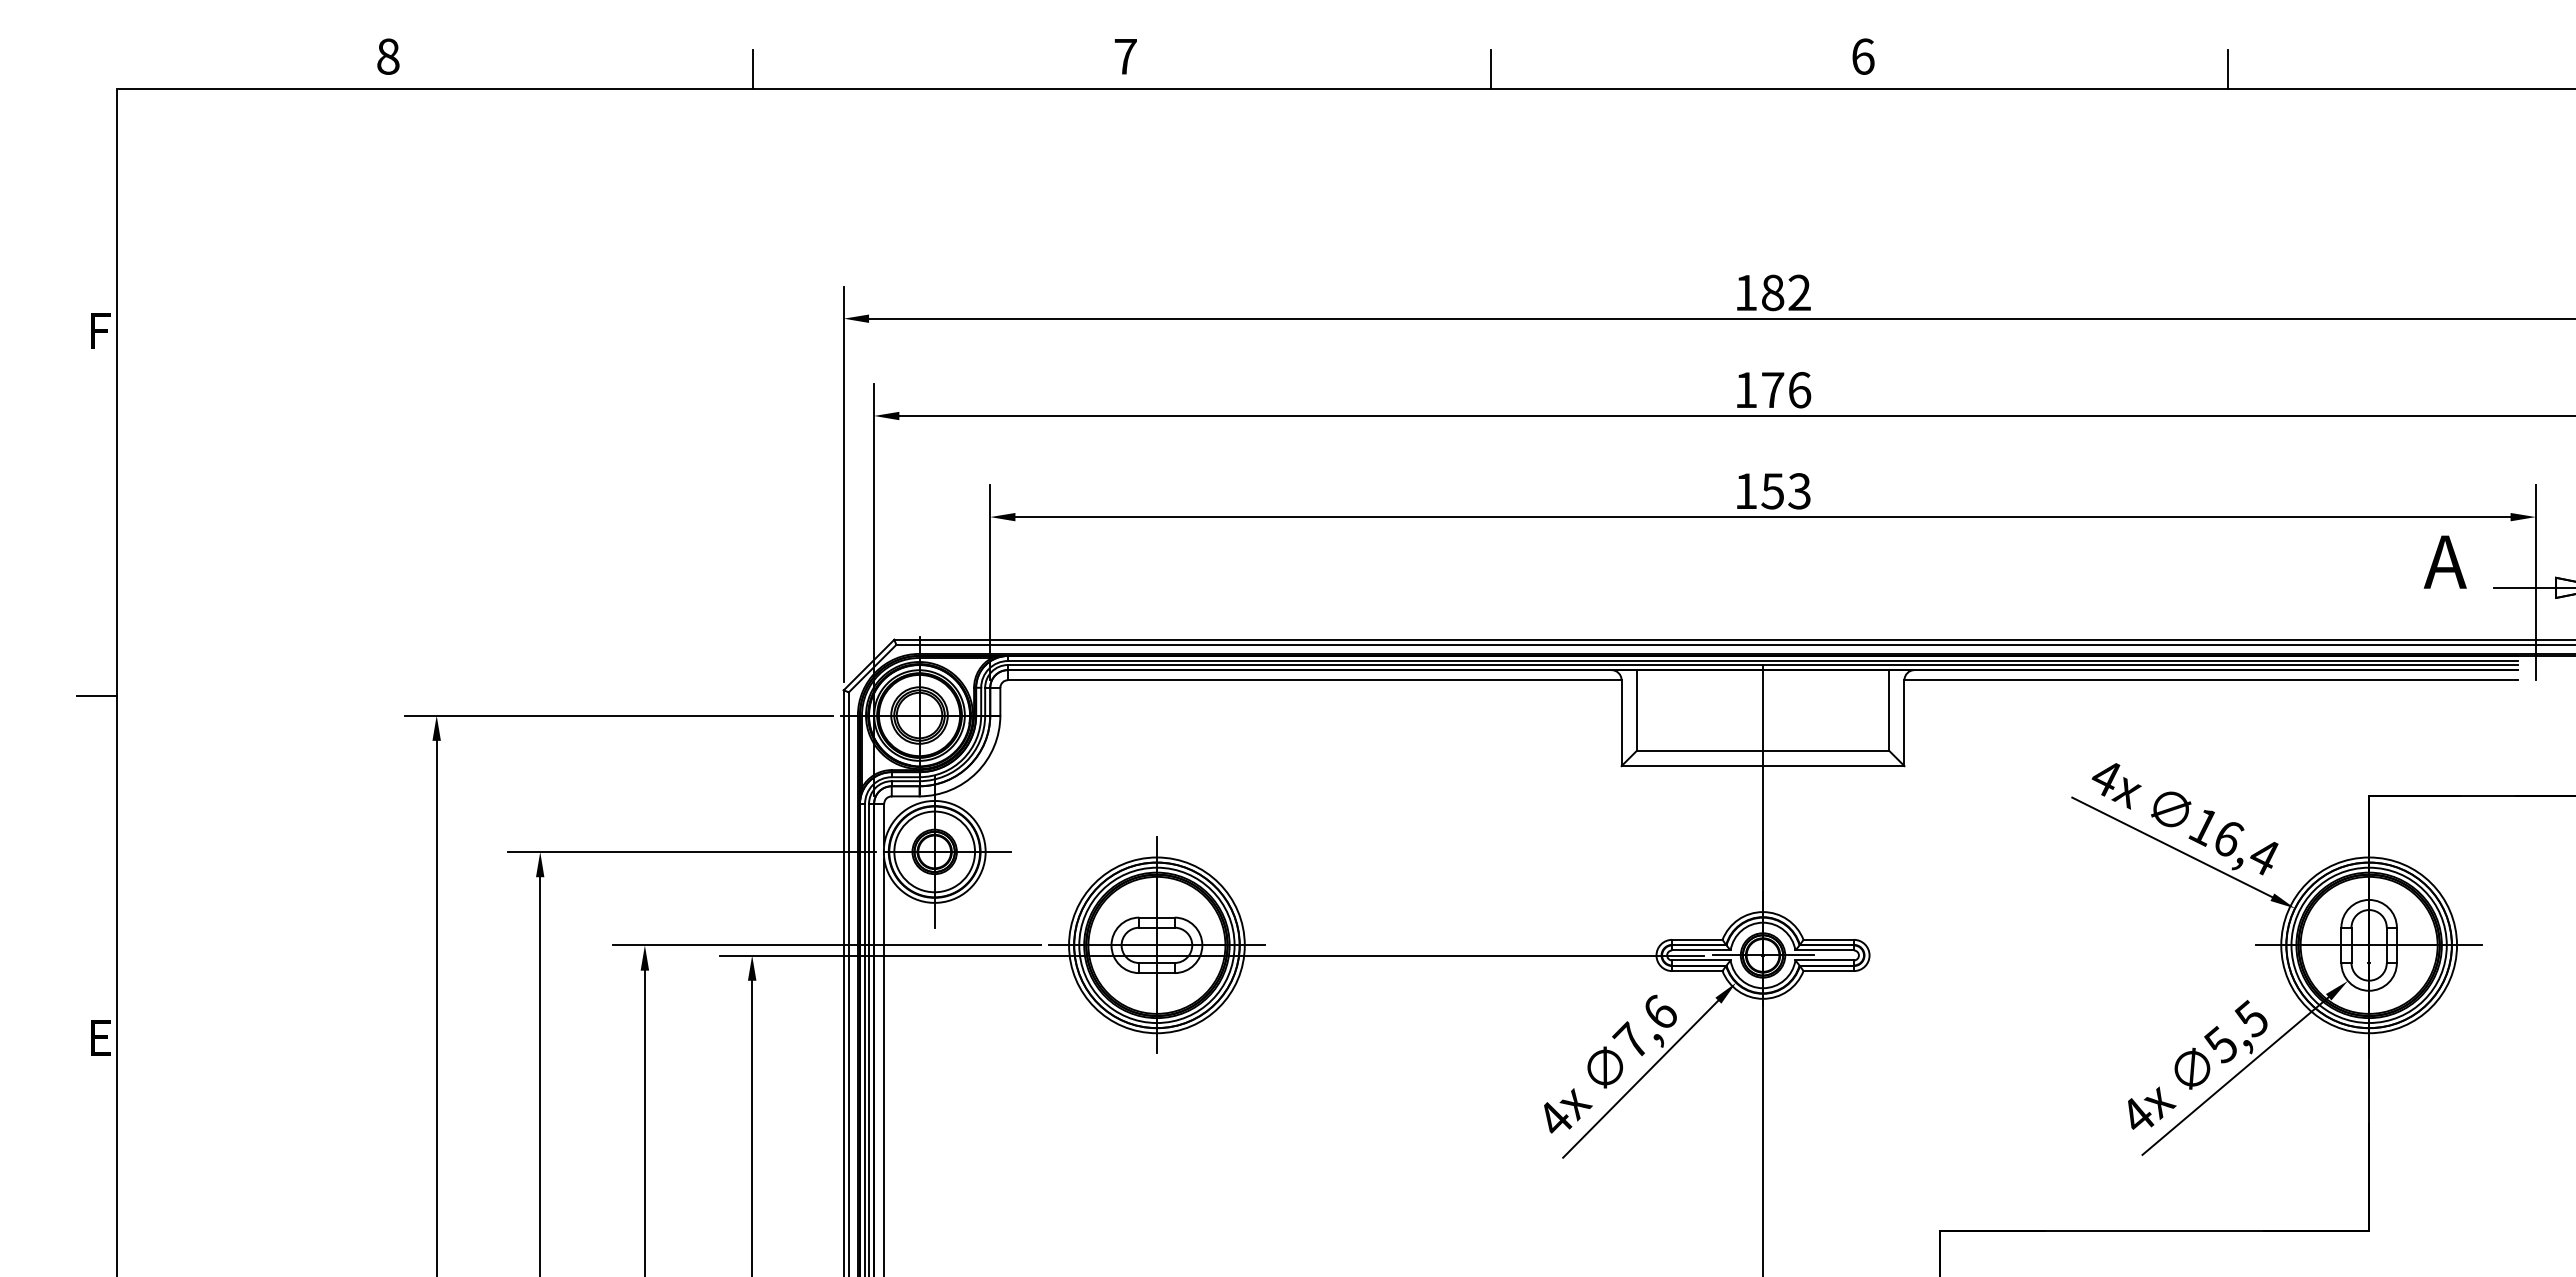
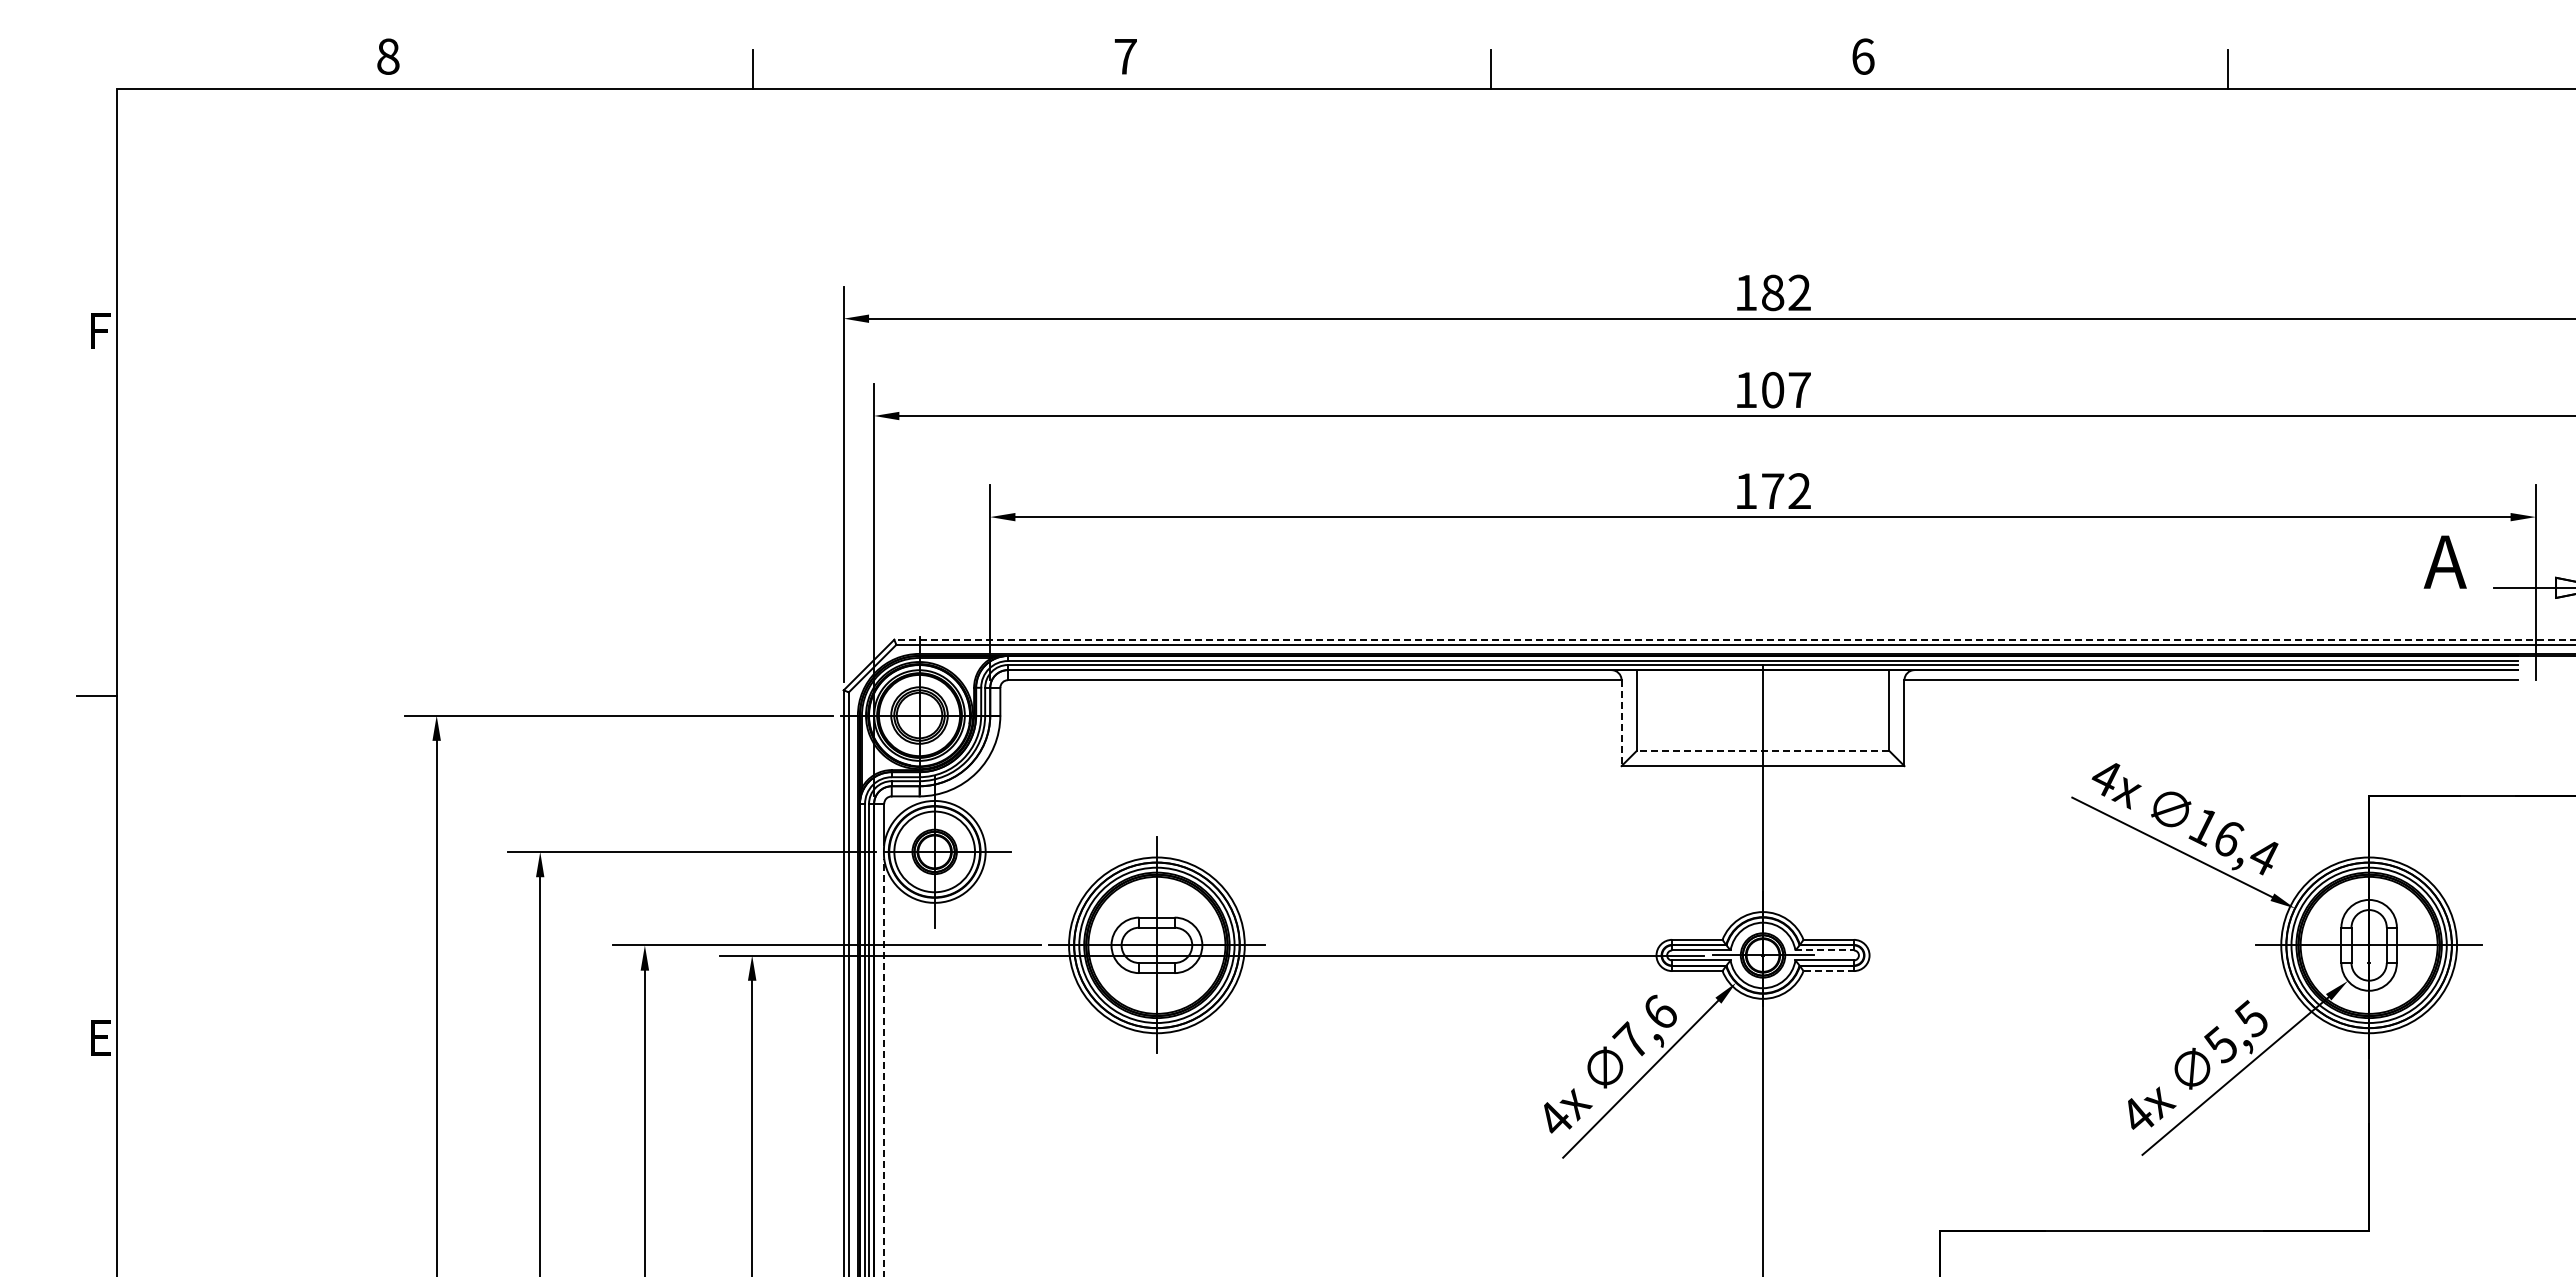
text: 176 -> 107 (1786, 390)
text: 153 -> 172 (1785, 491)
line: solid -> dashed (1735, 639)
line: solid -> dashed (1621, 723)
line: solid -> dashed (1762, 750)
line: solid -> dashed (1825, 950)
line: solid -> dashed (1829, 971)
line: solid -> dashed (884, 1067)
